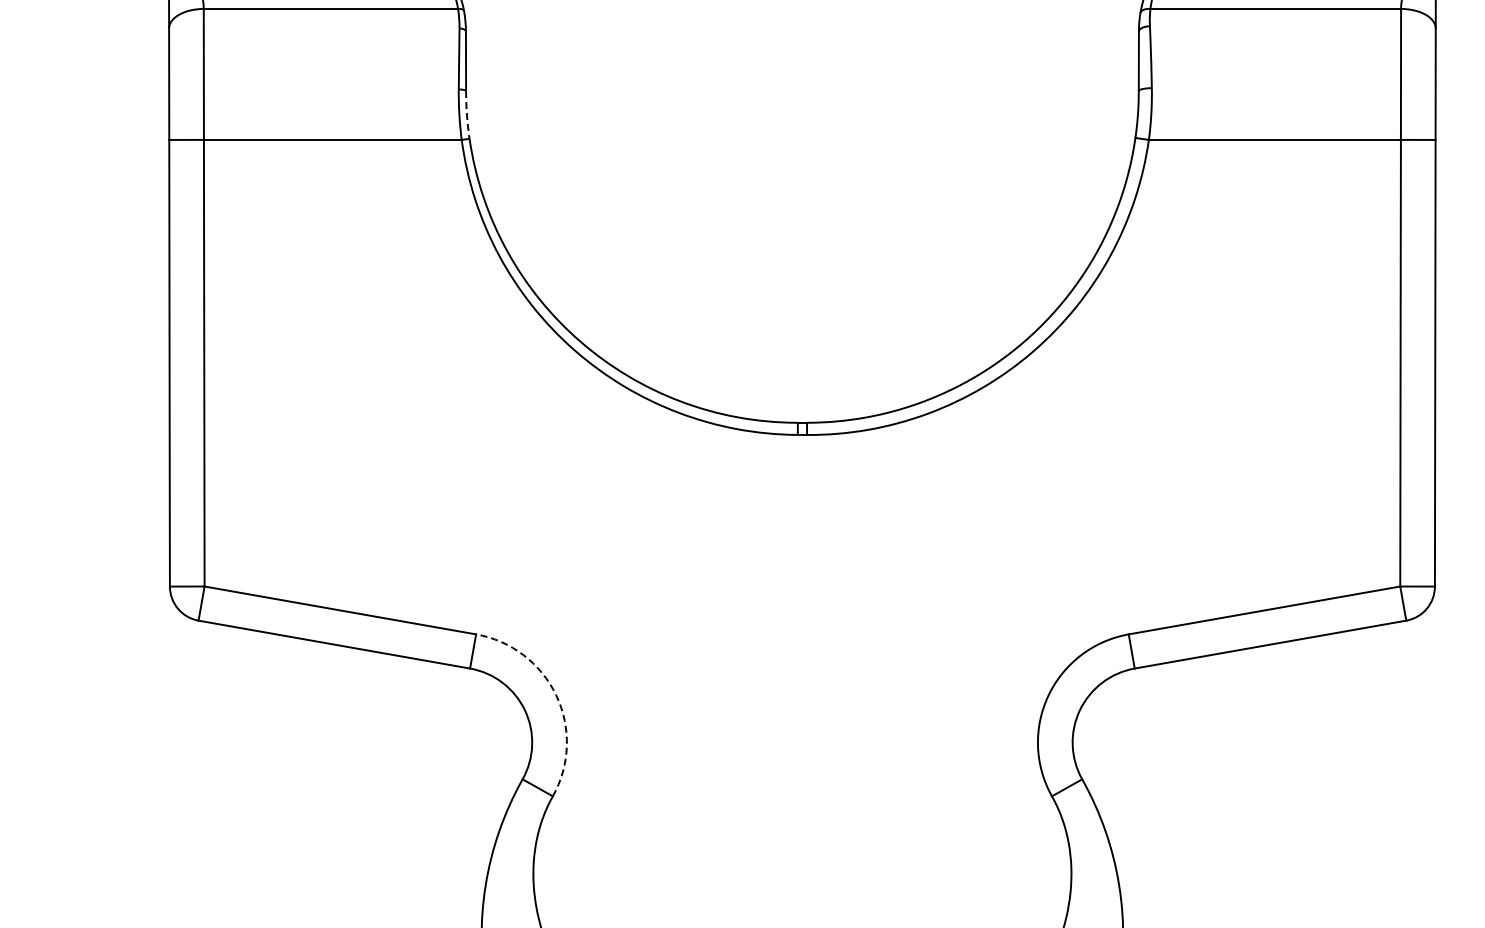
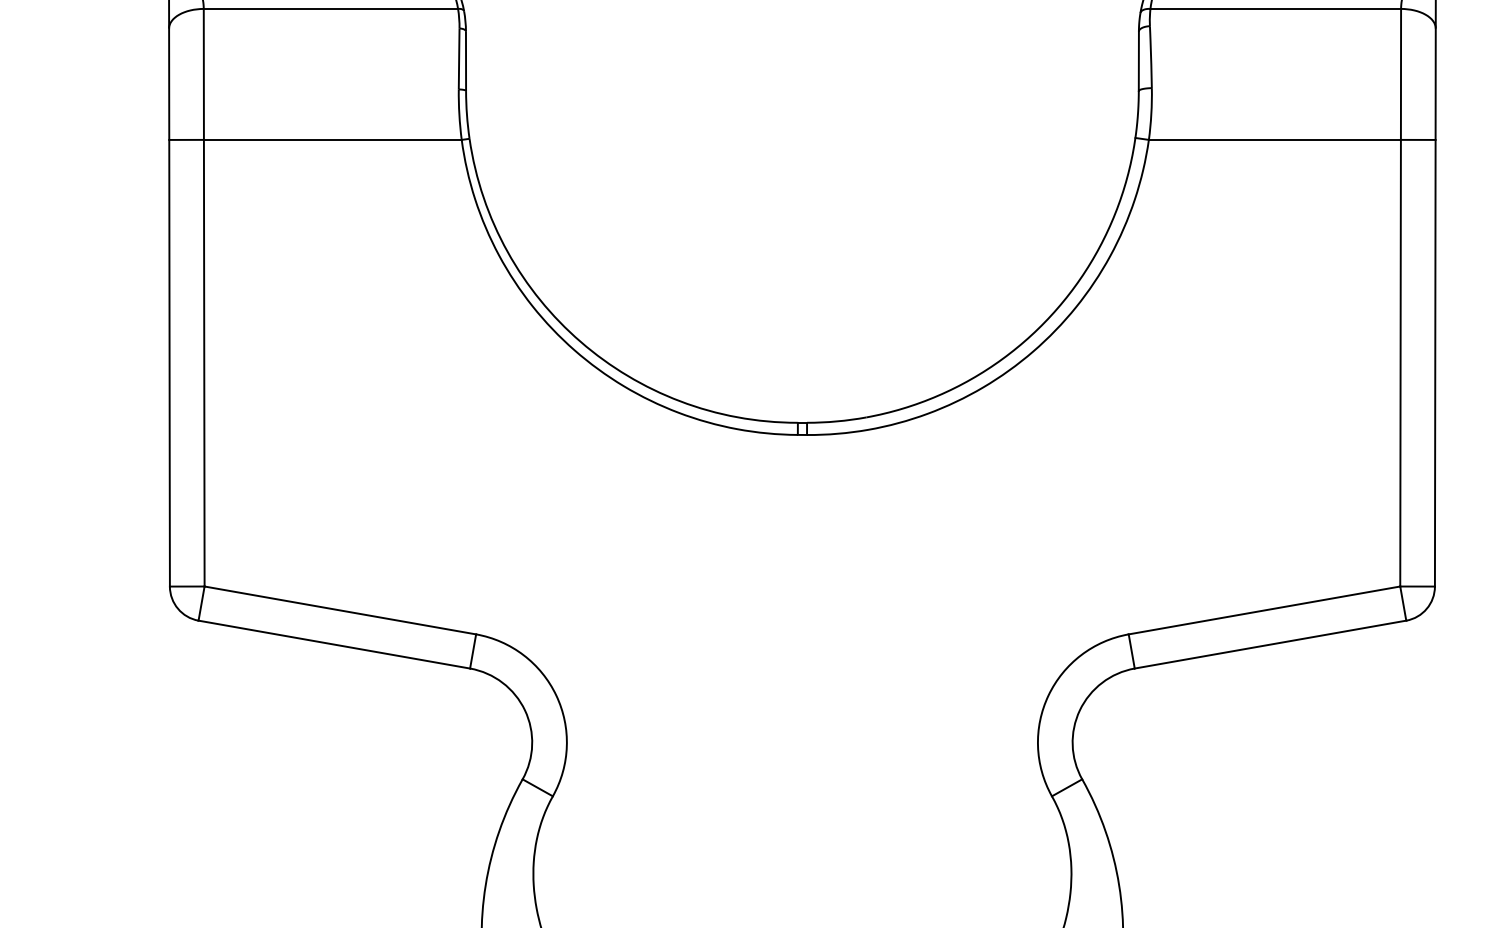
arc: dashed -> solid (466, 114)
arc: dashed -> solid (556, 695)
